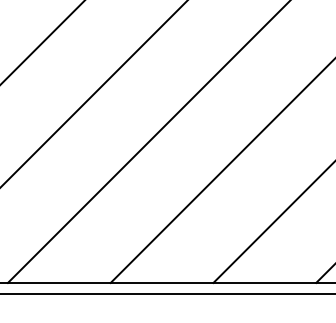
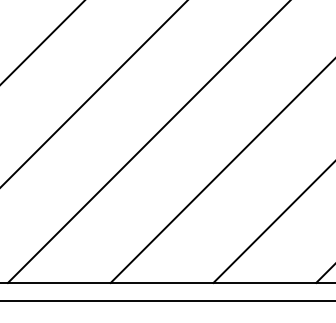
line position: (167, 294) -> (167, 301) (167, 301)
